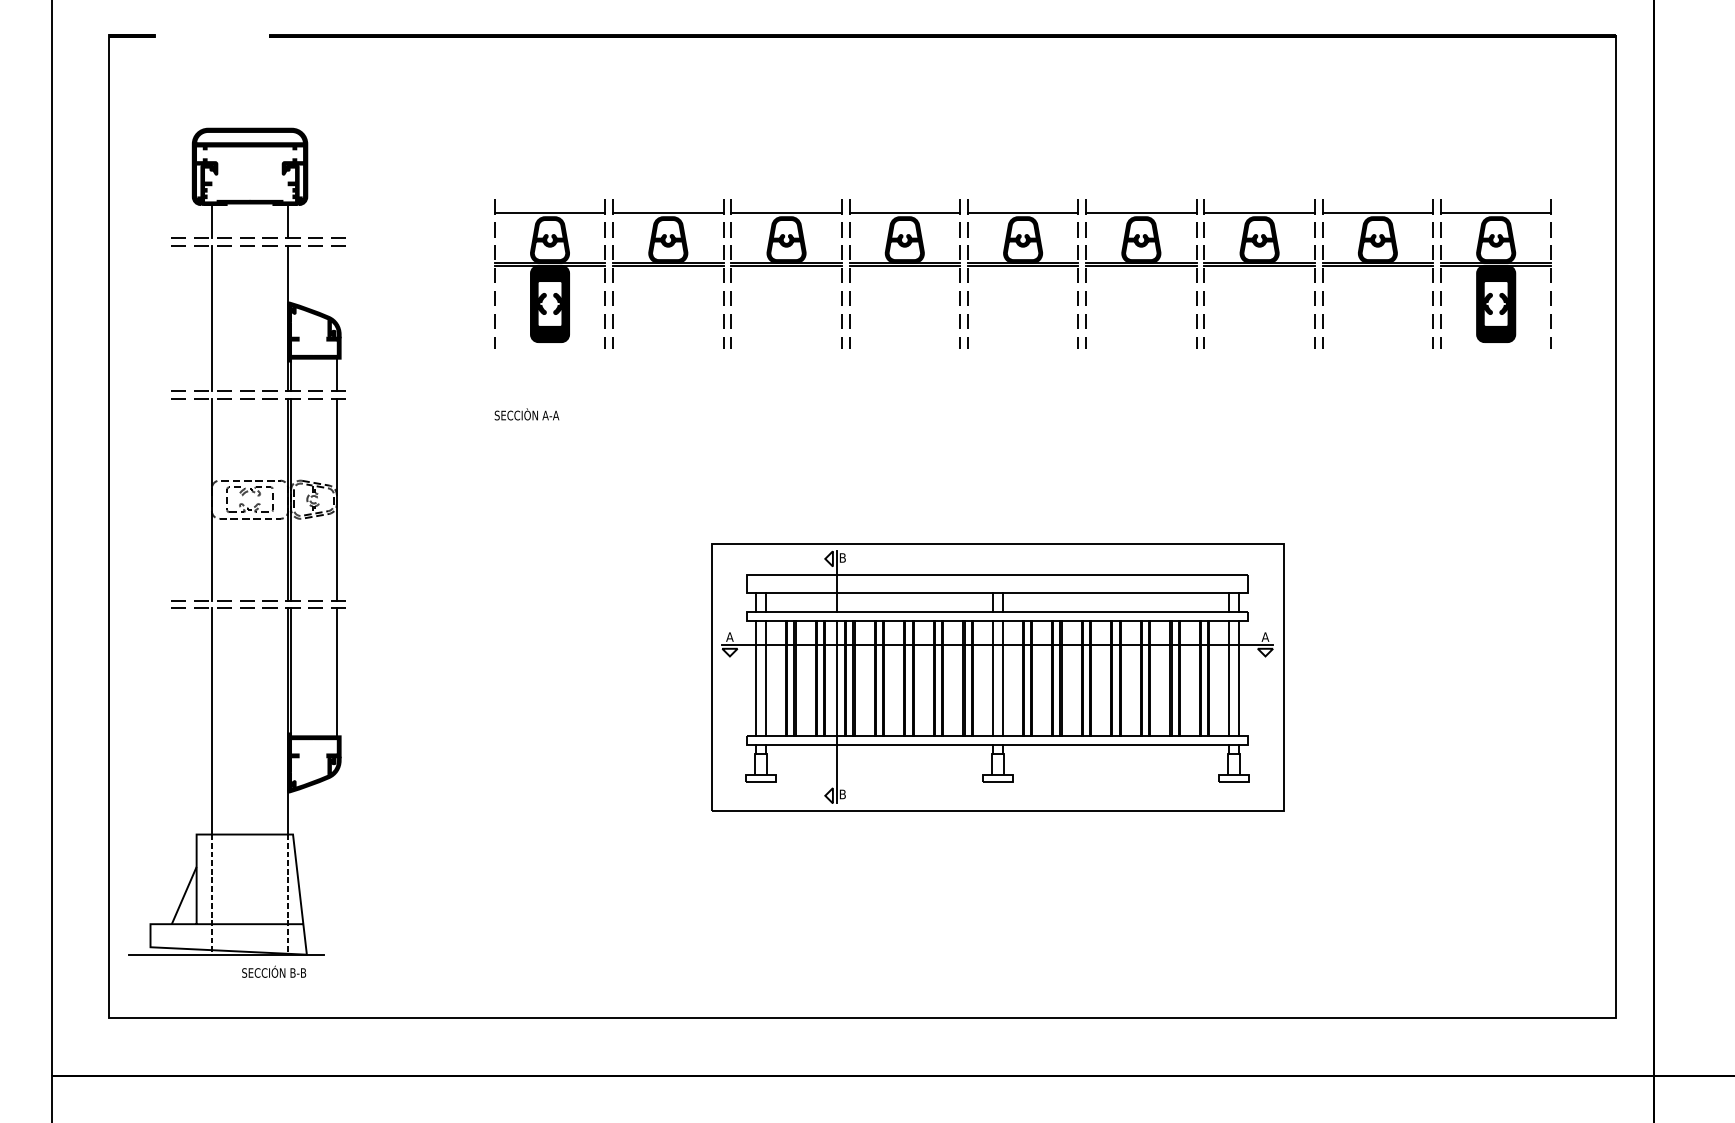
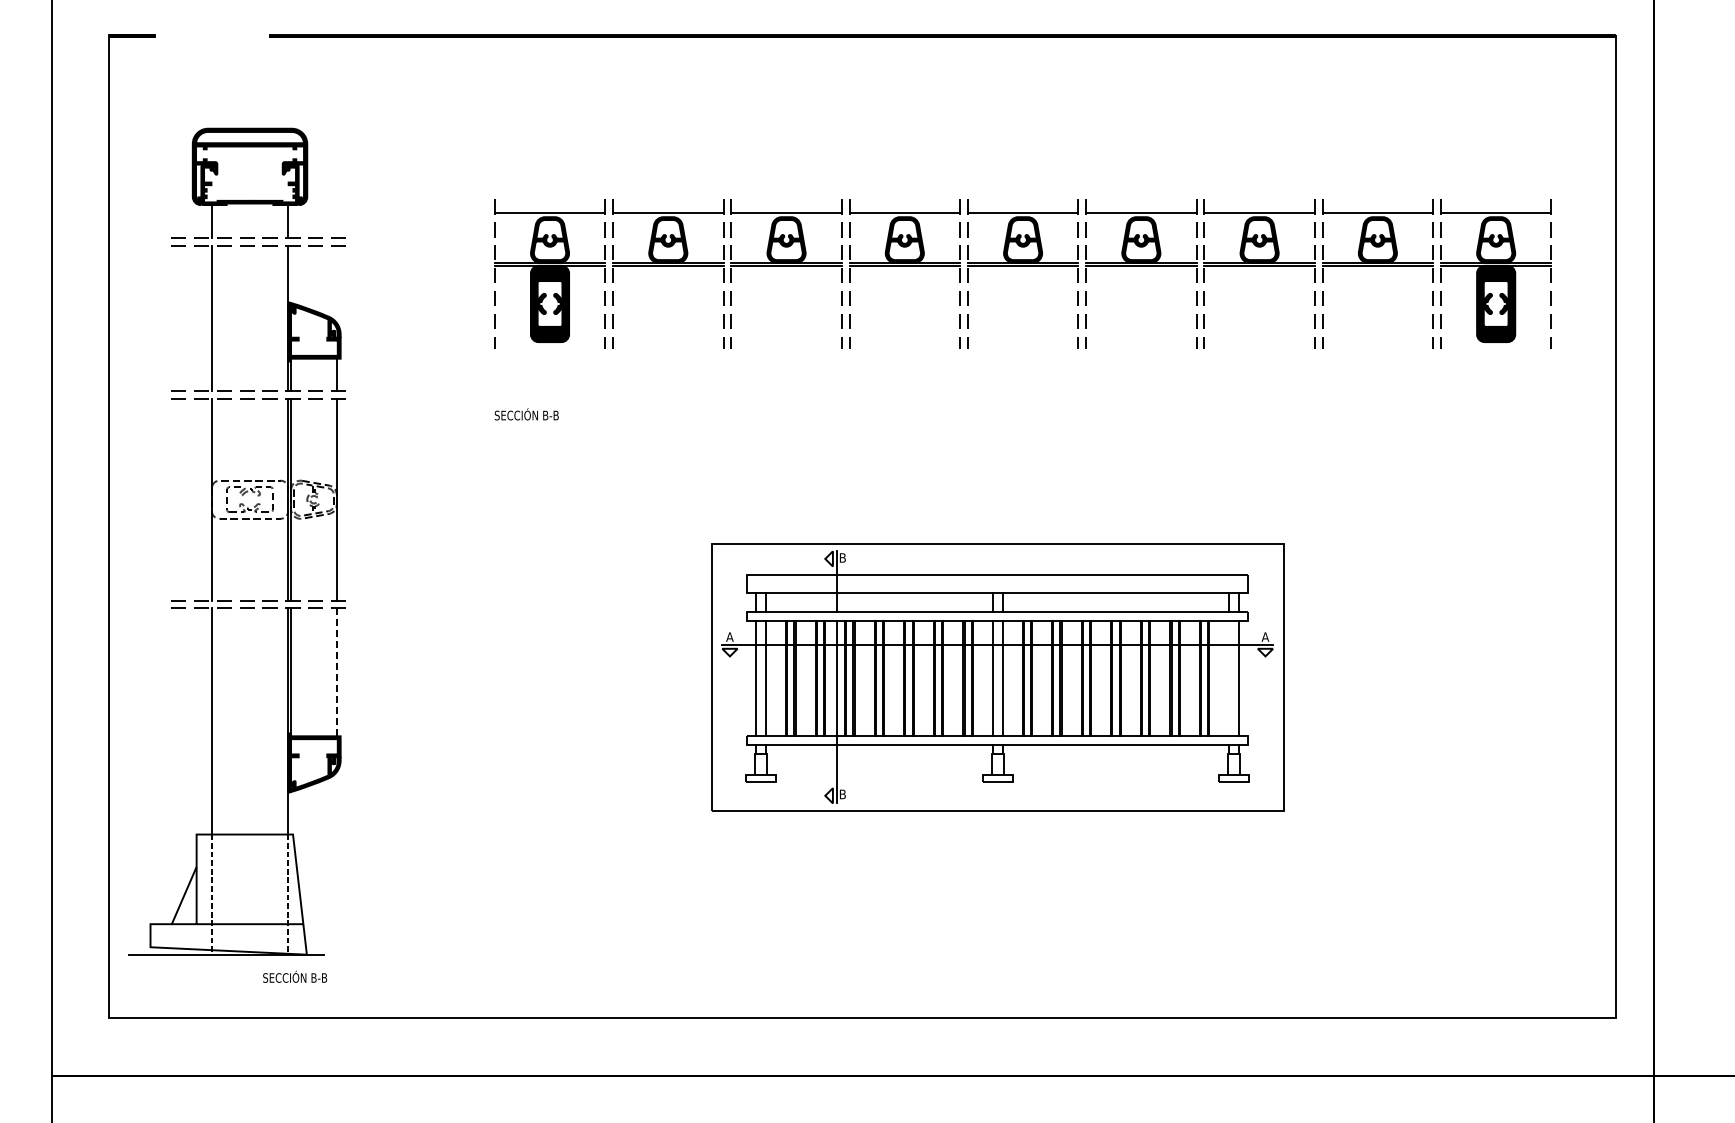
text: SECCIÒN A-A -> SECCIÓN B-B (542, 414)
line: solid -> dashed (336, 672)
line: present -> none (1229, 678)
text position: (274, 971) -> (295, 976) (295, 976)
